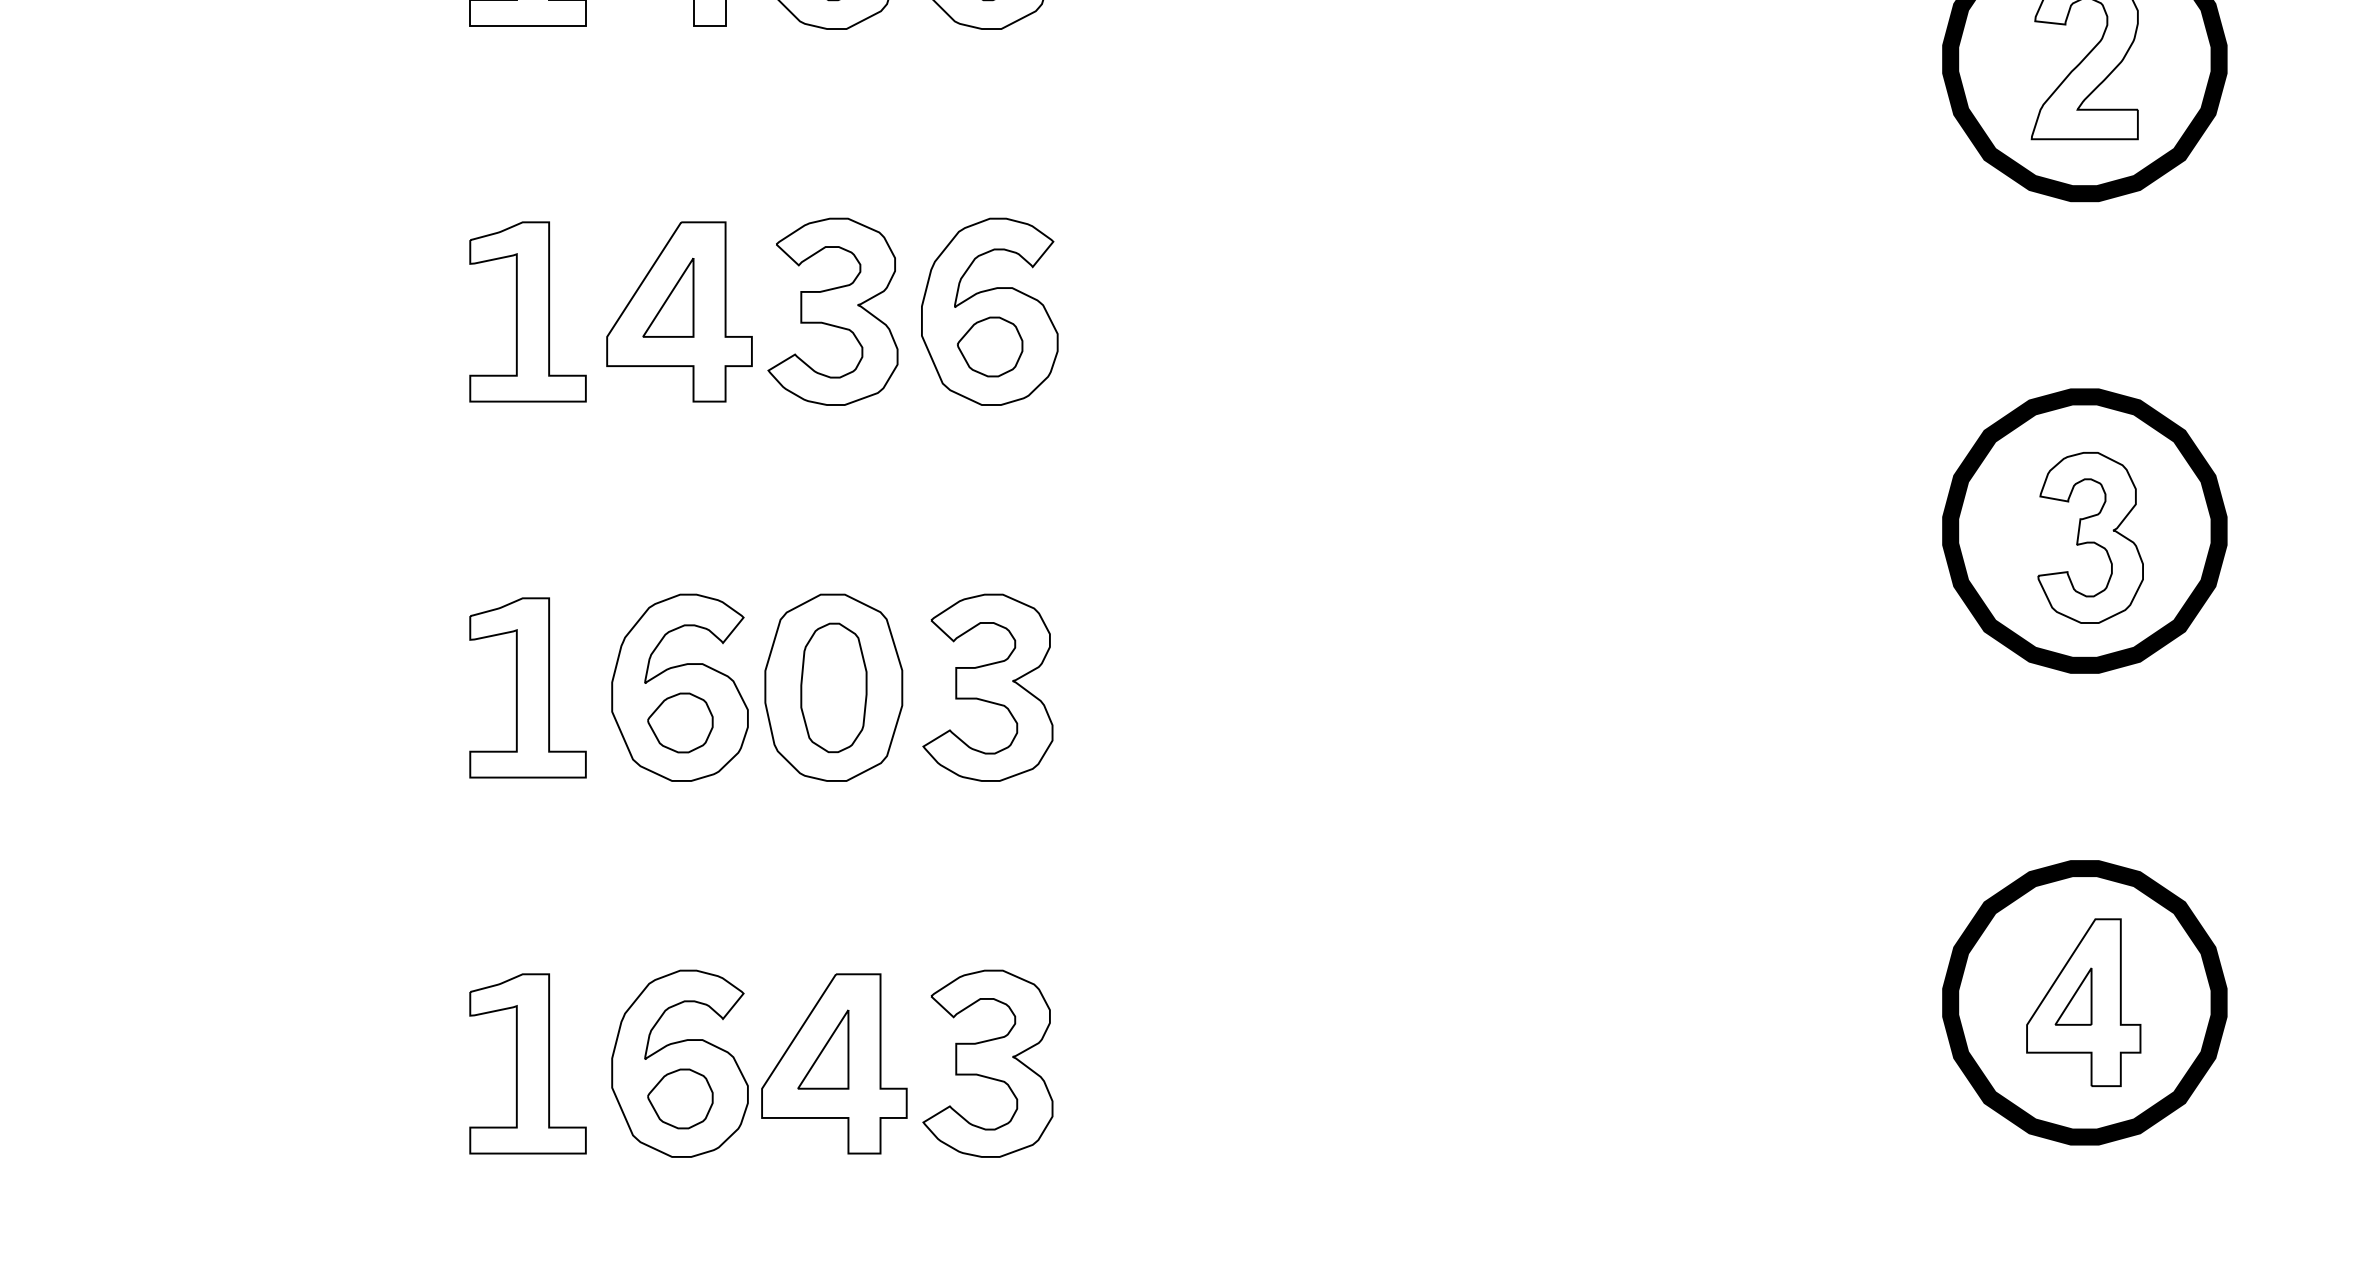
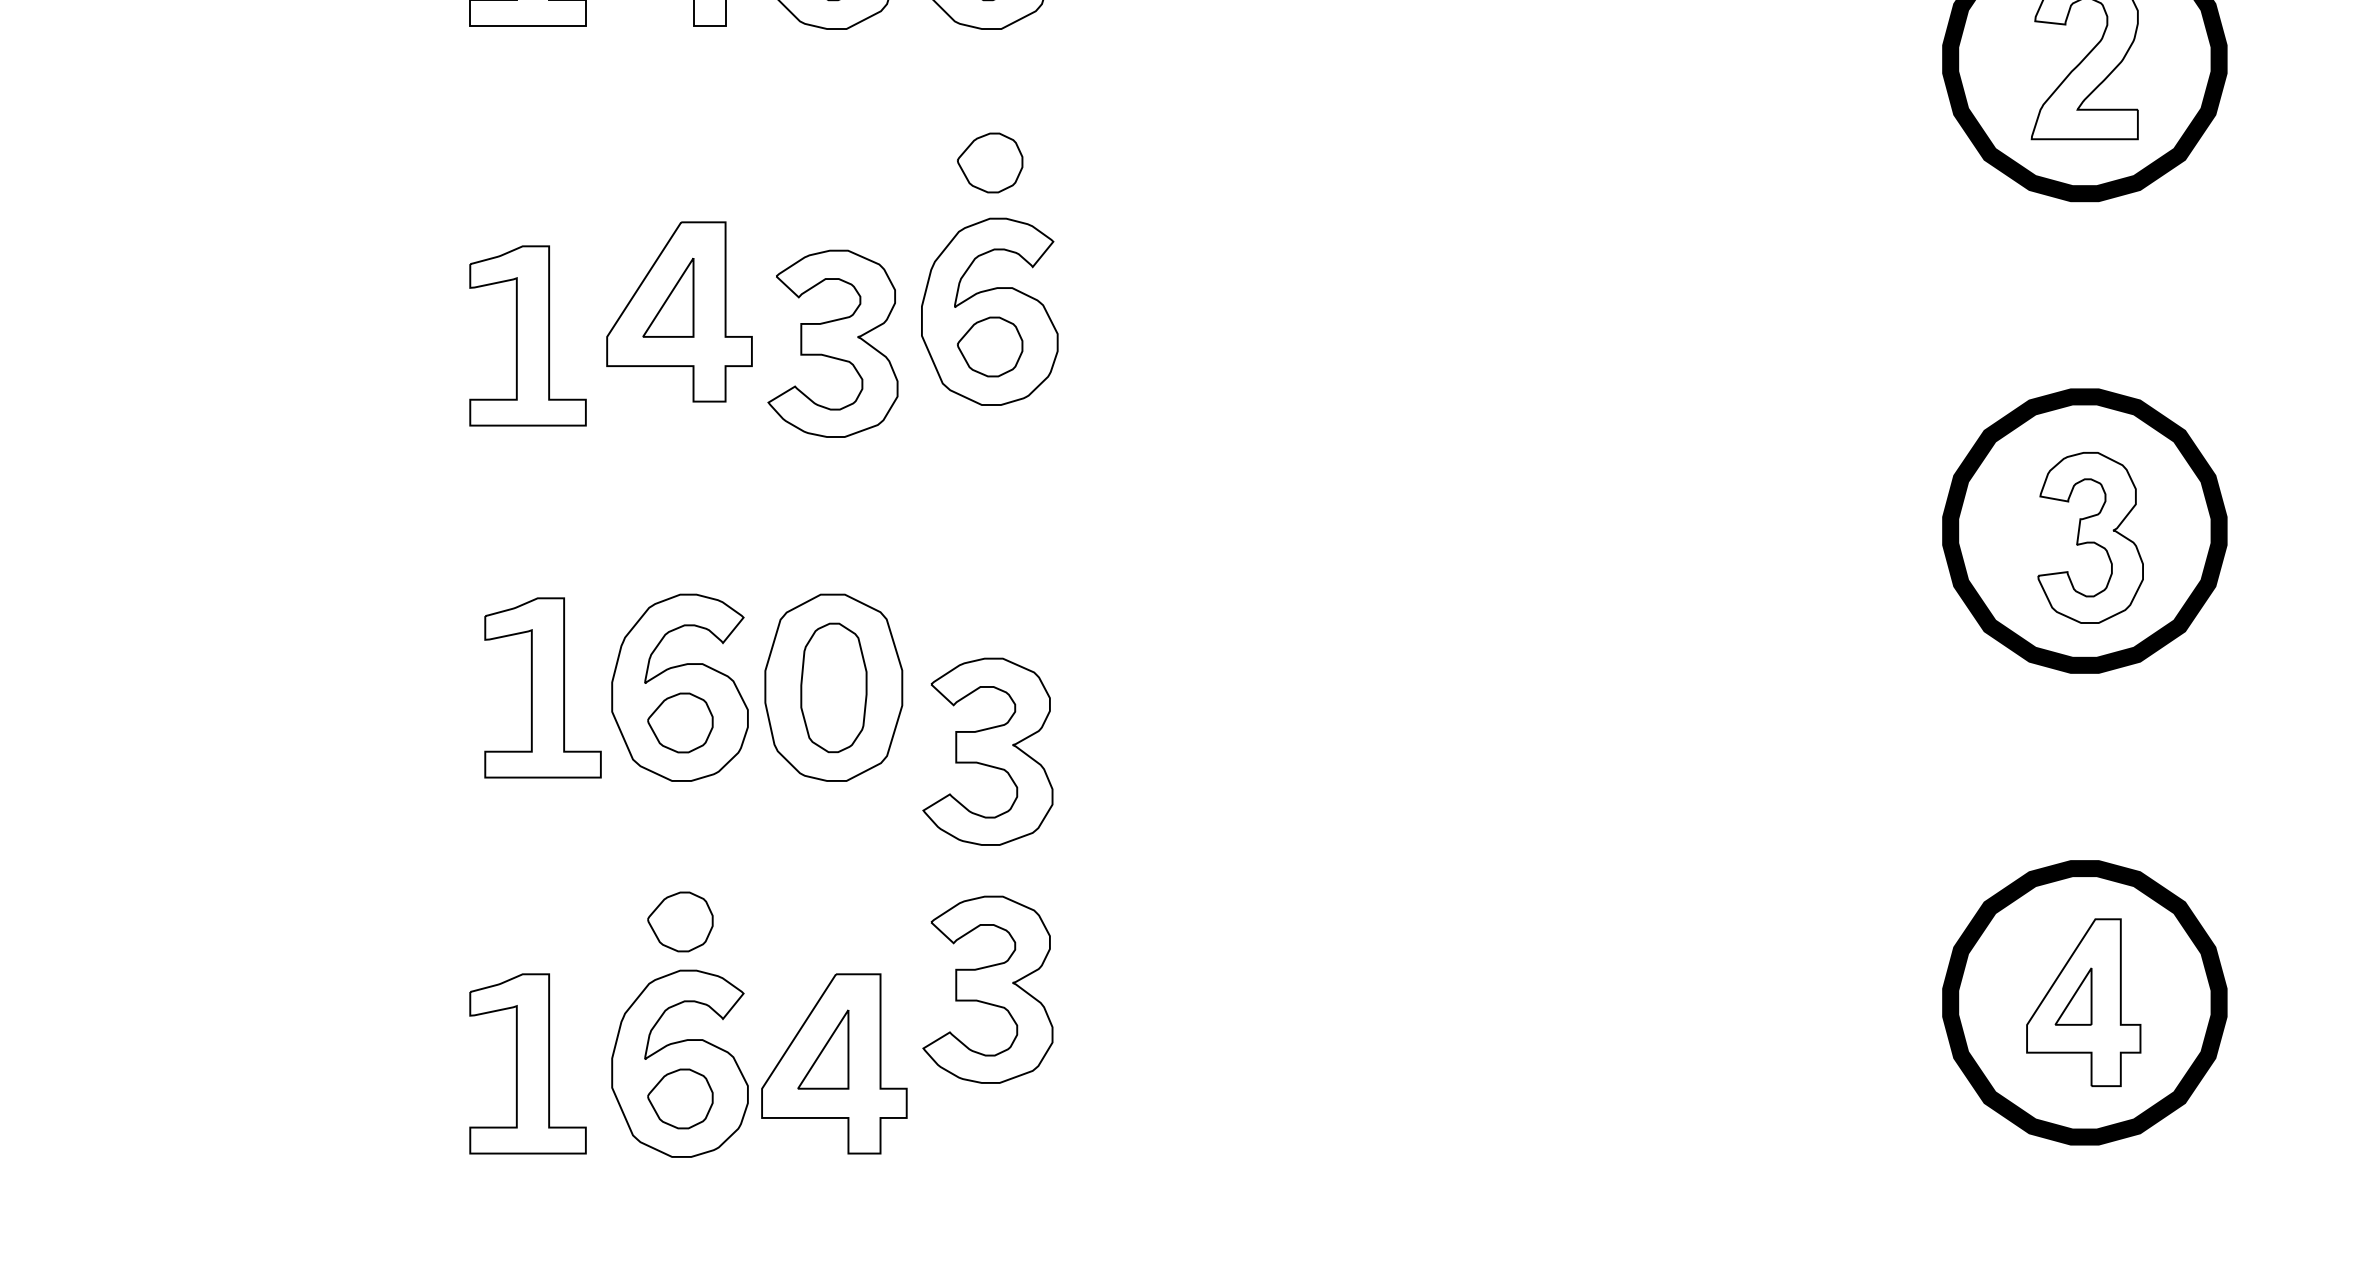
part: none -> present (990, 162)
part position: (527, 311) -> (527, 335) (527, 335)
part position: (832, 311) -> (832, 343) (832, 343)
part position: (527, 687) -> (542, 687) (542, 687)
part position: (987, 687) -> (987, 751) (987, 751)
part: none -> present (680, 921)
part position: (987, 1063) -> (987, 989) (987, 989)
